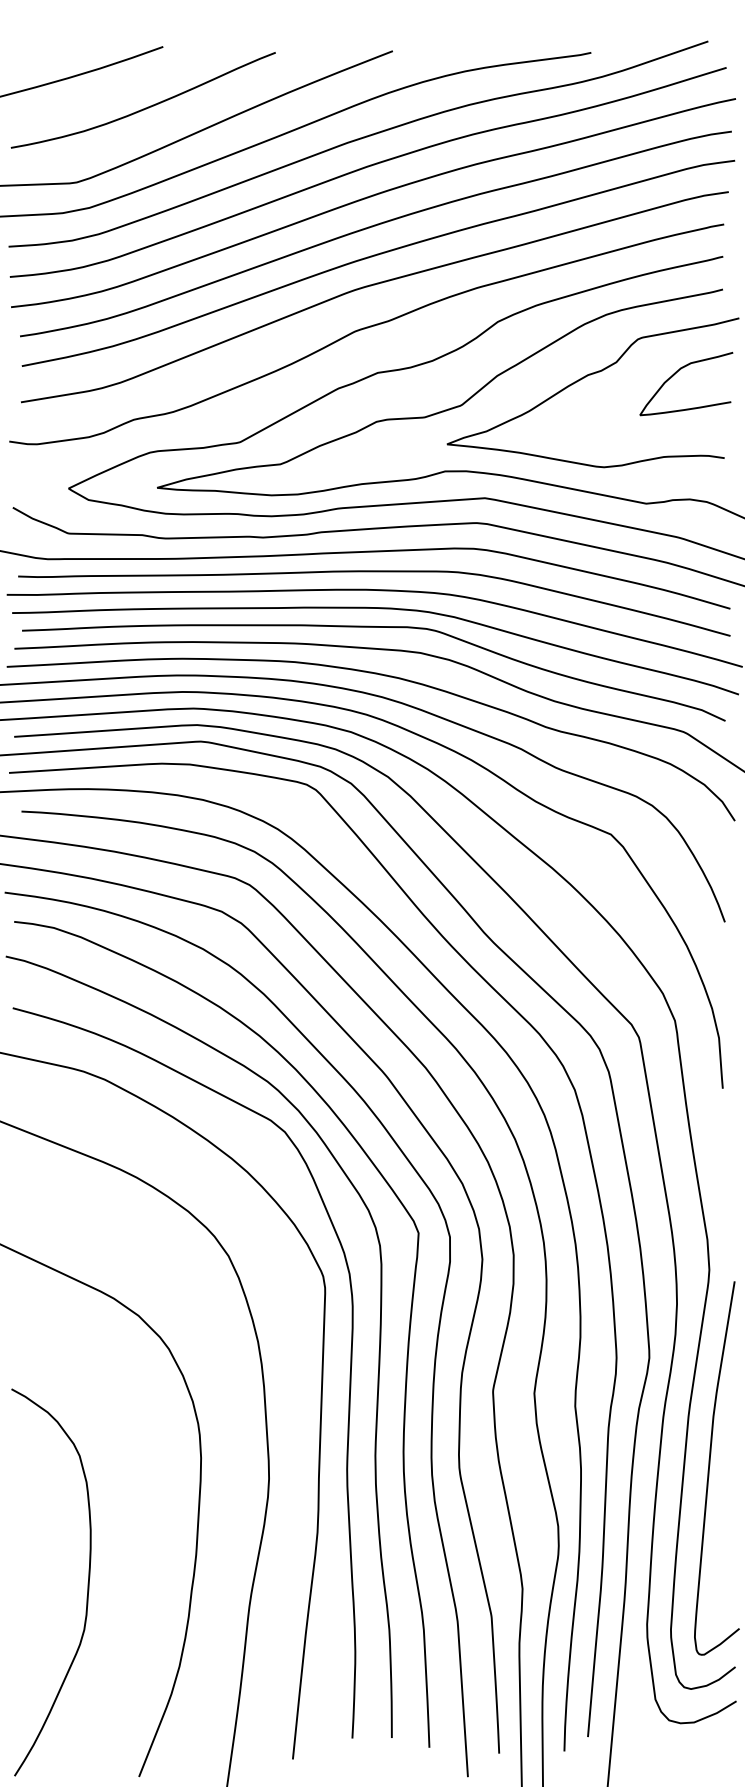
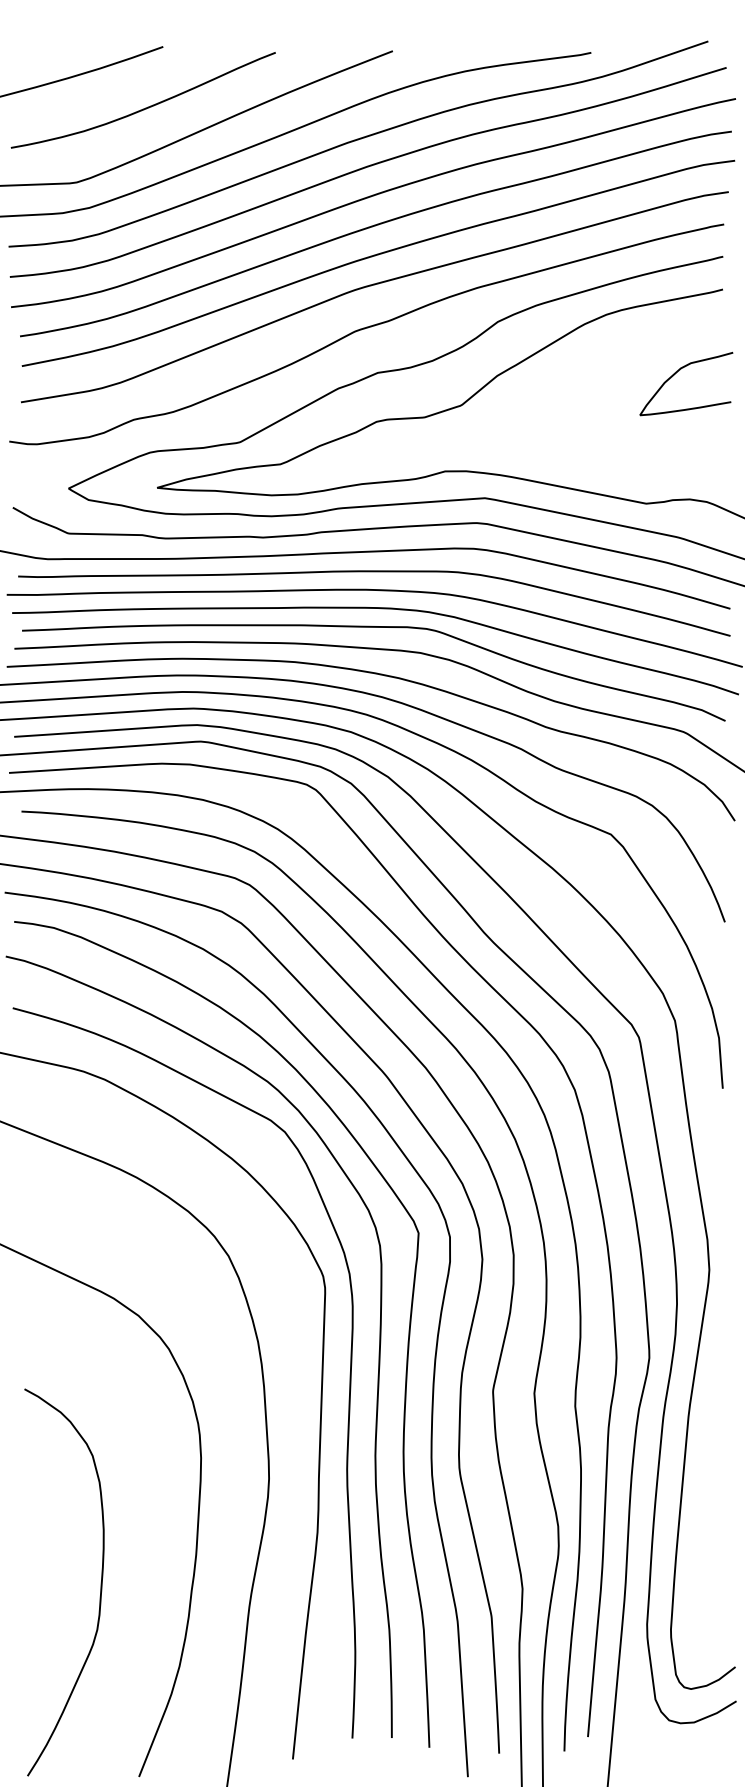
curve: present -> none (584, 378)
curve: present -> none (710, 1465)
curve position: (87, 1582) -> (100, 1582) (100, 1582)
